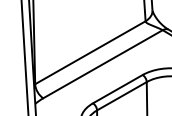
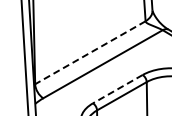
line: solid -> dashed (90, 52)
line: solid -> dashed (117, 89)
